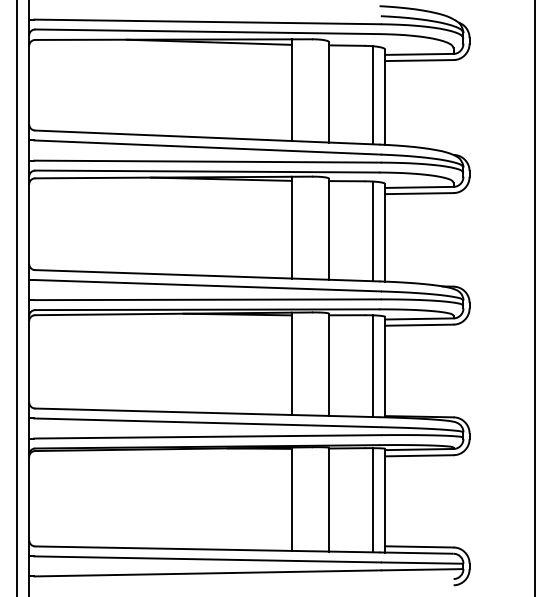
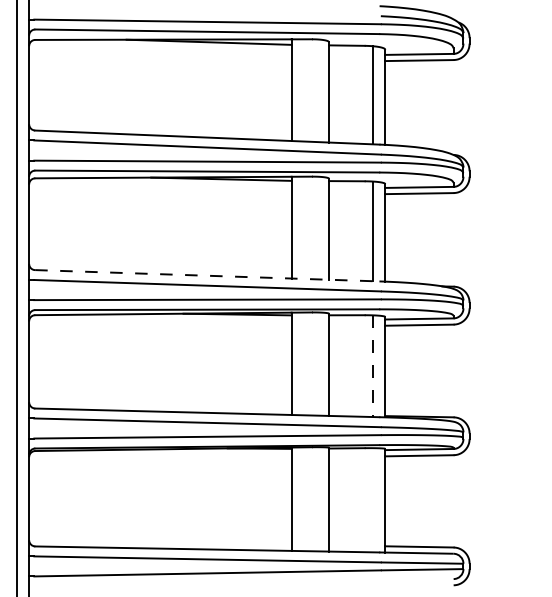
line: solid -> dashed (207, 275)
line: present -> none (535, 297)
line: solid -> dashed (372, 366)
line: present -> none (372, 500)
